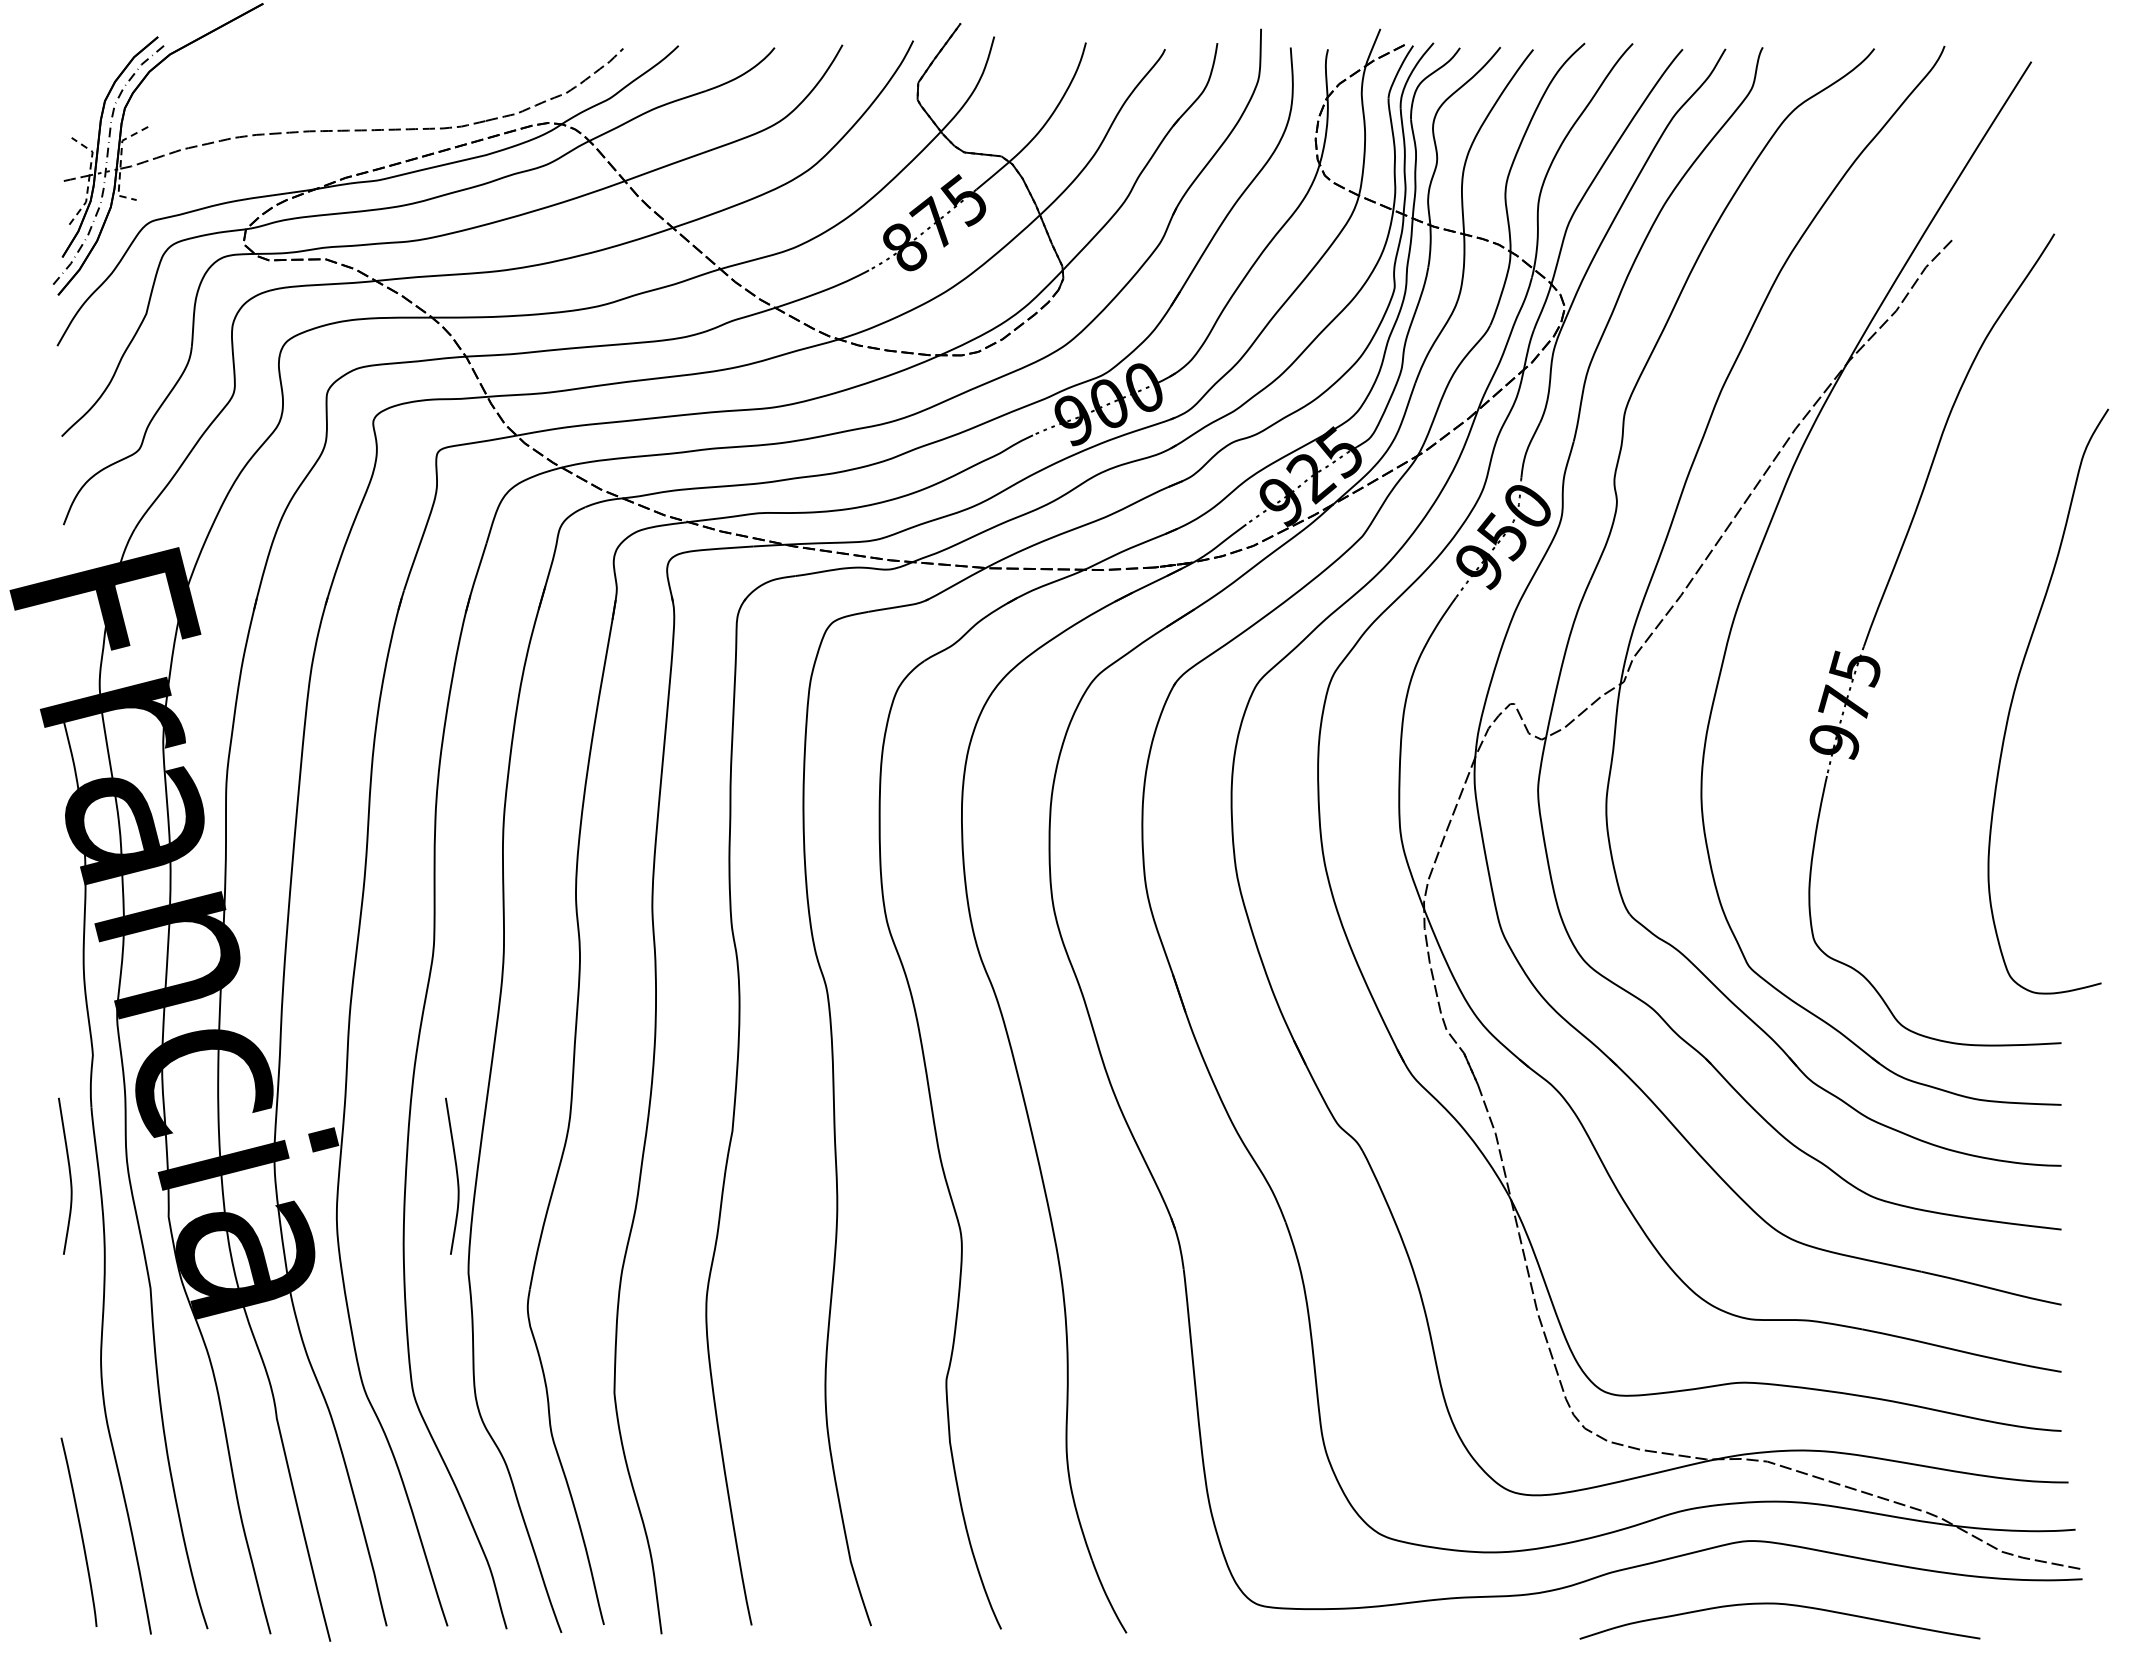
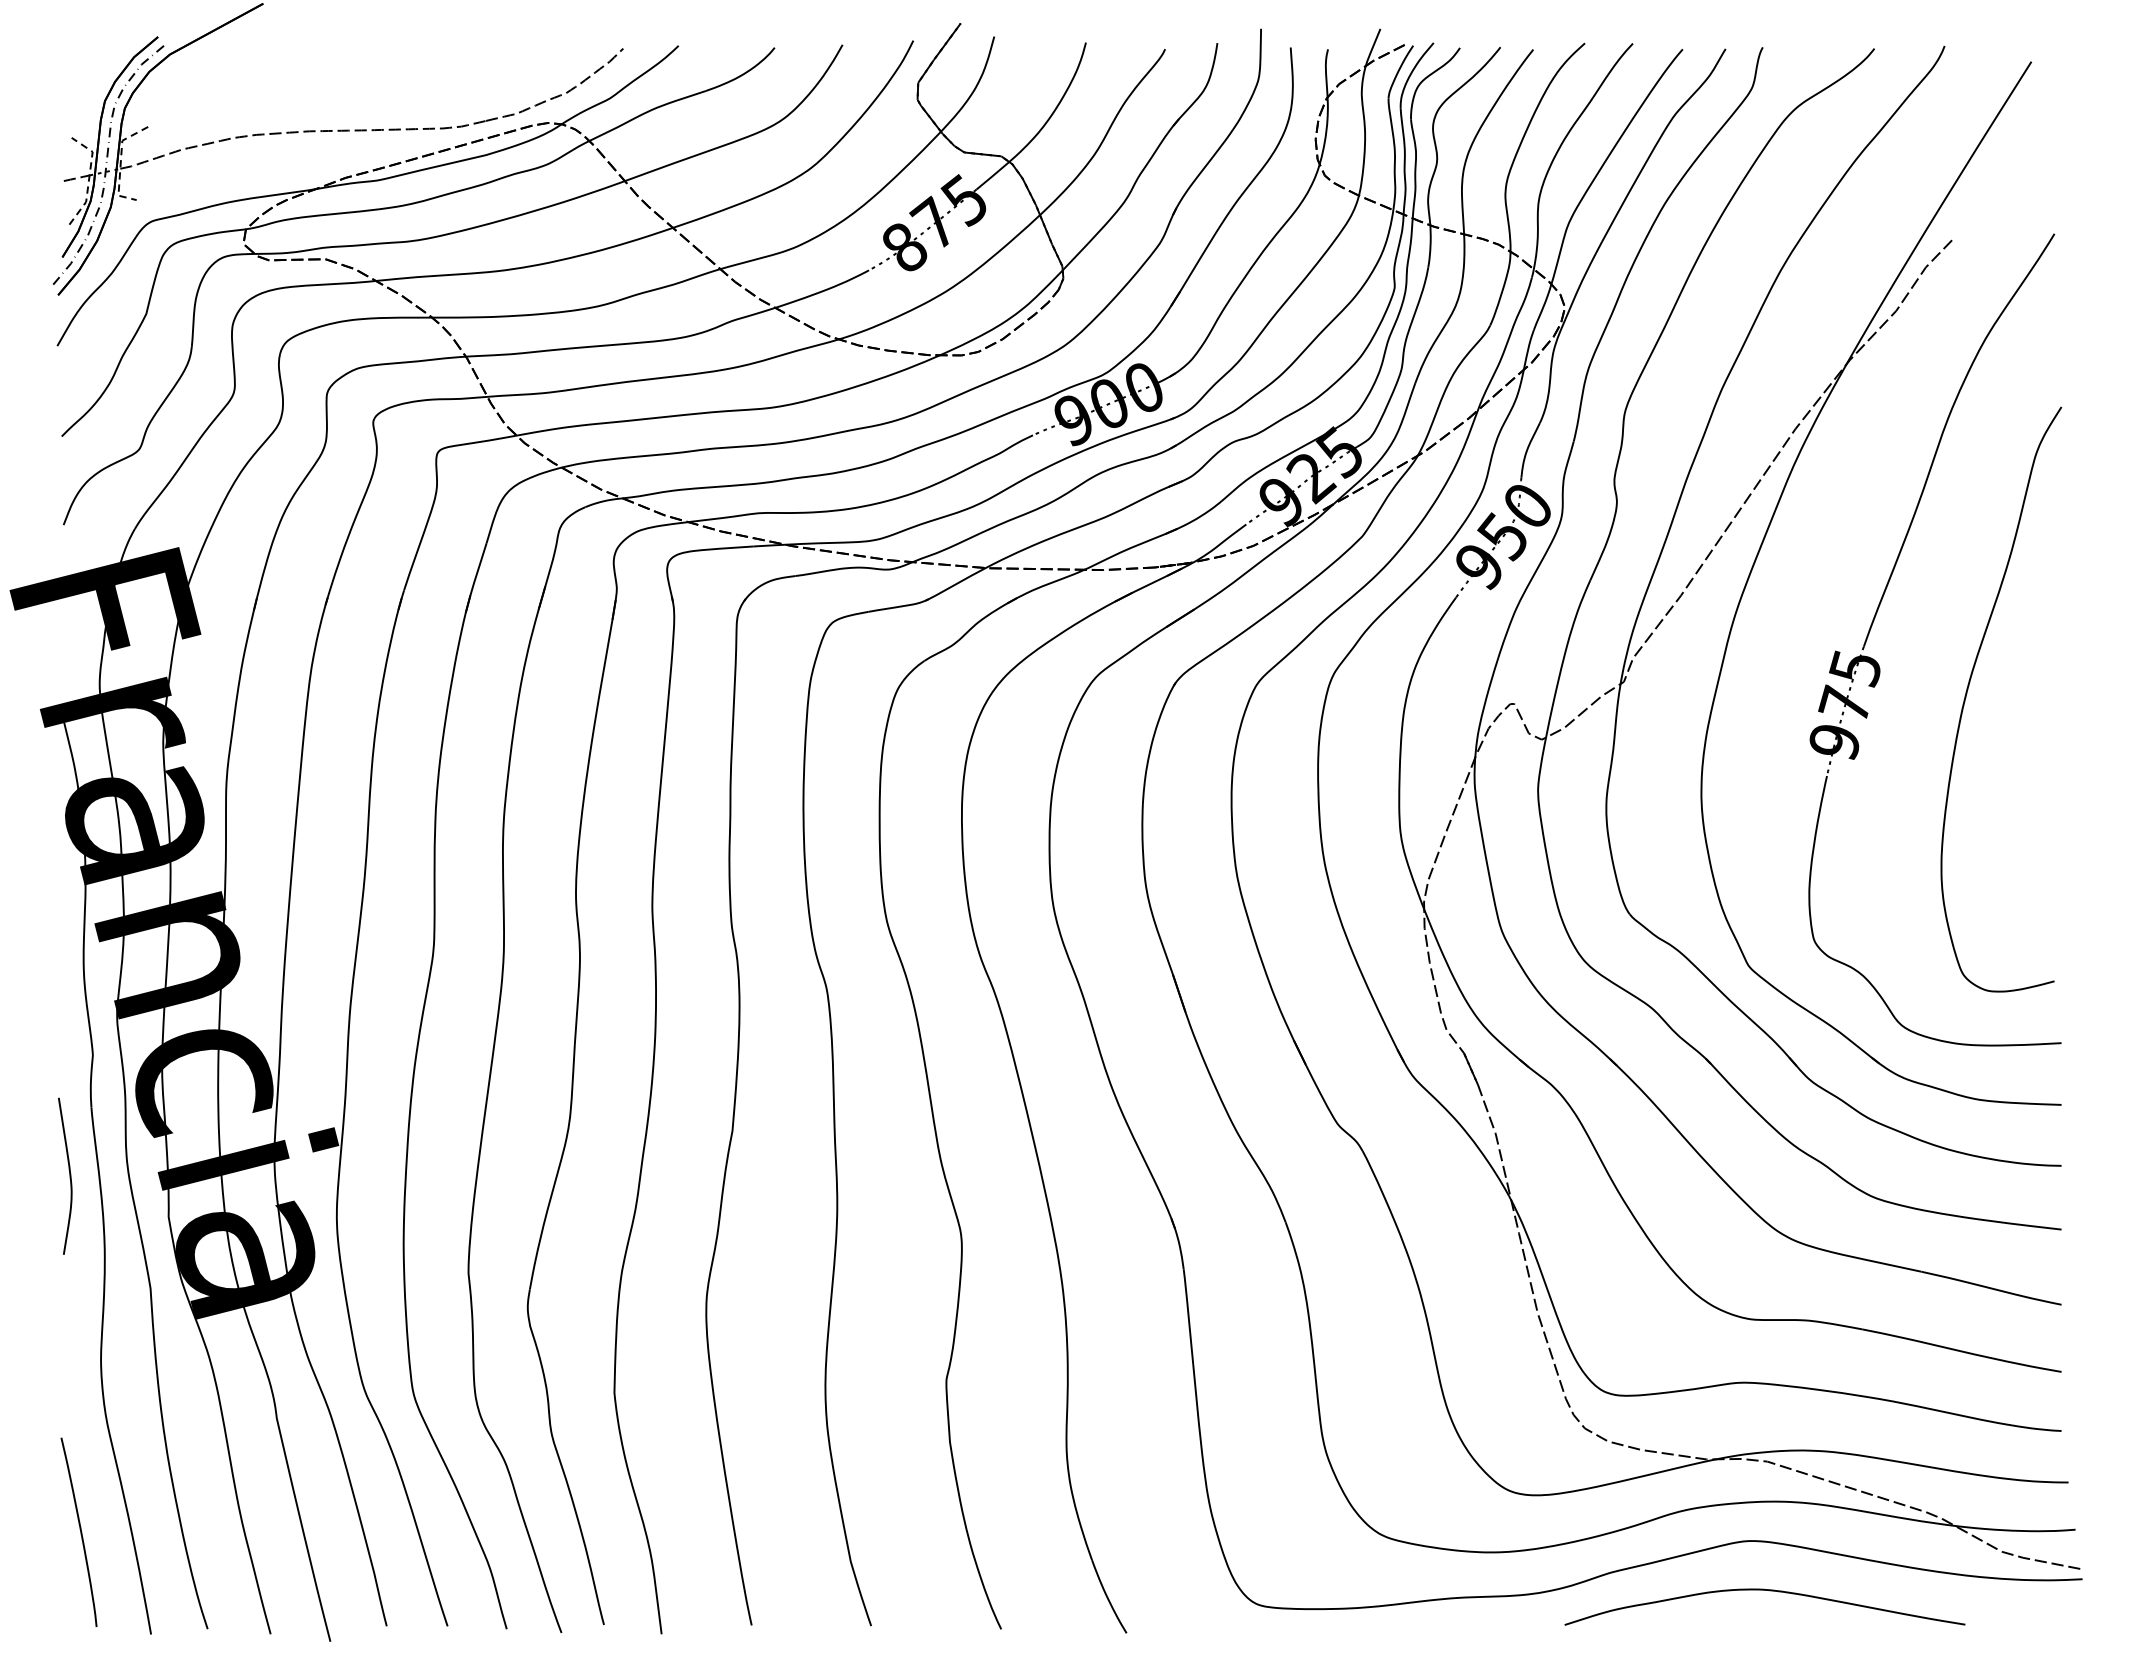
curve position: (2015, 691) -> (1968, 689) (1968, 689)
curve: present -> none (456, 1175)
curve position: (1784, 1605) -> (1769, 1591) (1769, 1591)
